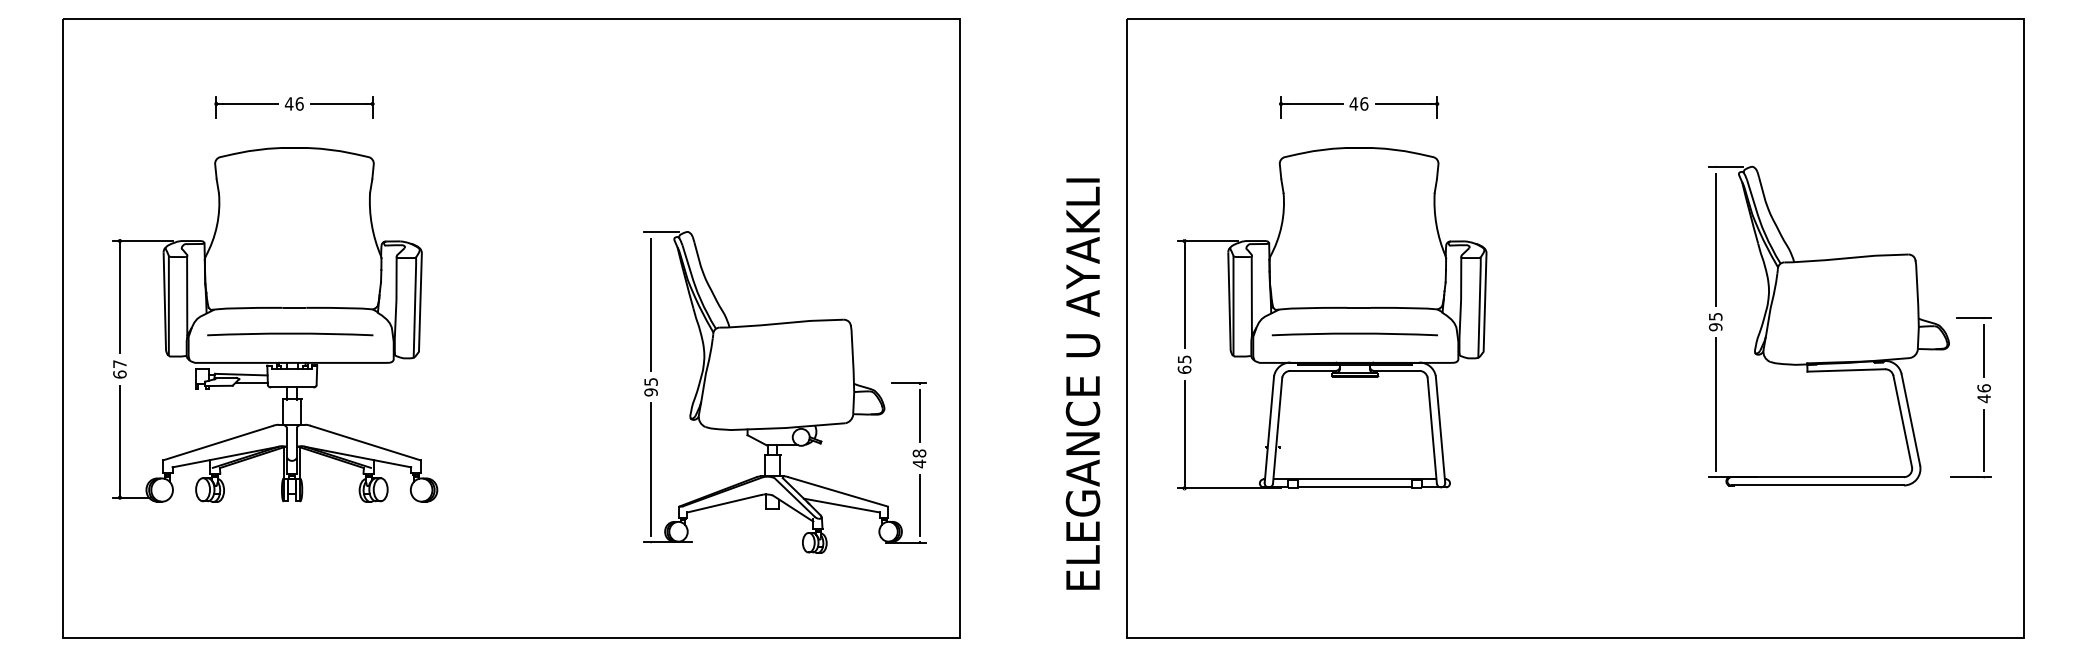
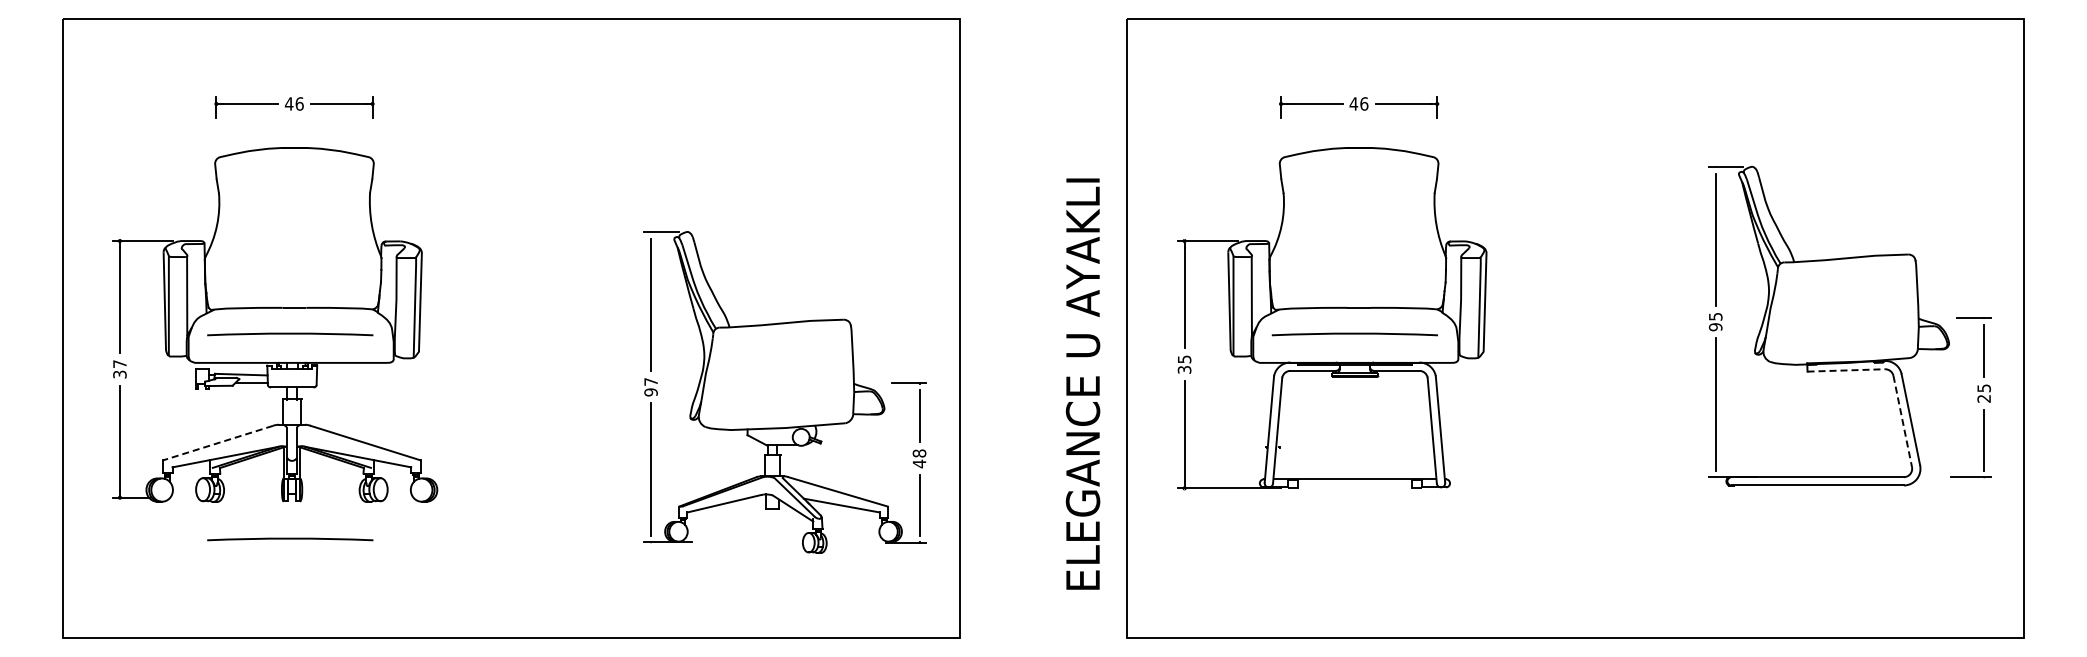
text: 65 -> 35 (1184, 369)
line: solid -> dashed (1846, 370)
text: 67 -> 37 (119, 374)
text: 95 -> 97 (650, 381)
text: 46 -> 25 (1983, 393)
line: solid -> dashed (1902, 421)
line: solid -> dashed (218, 443)
line: present -> none (1354, 487)
arc: none -> present (290, 539)
